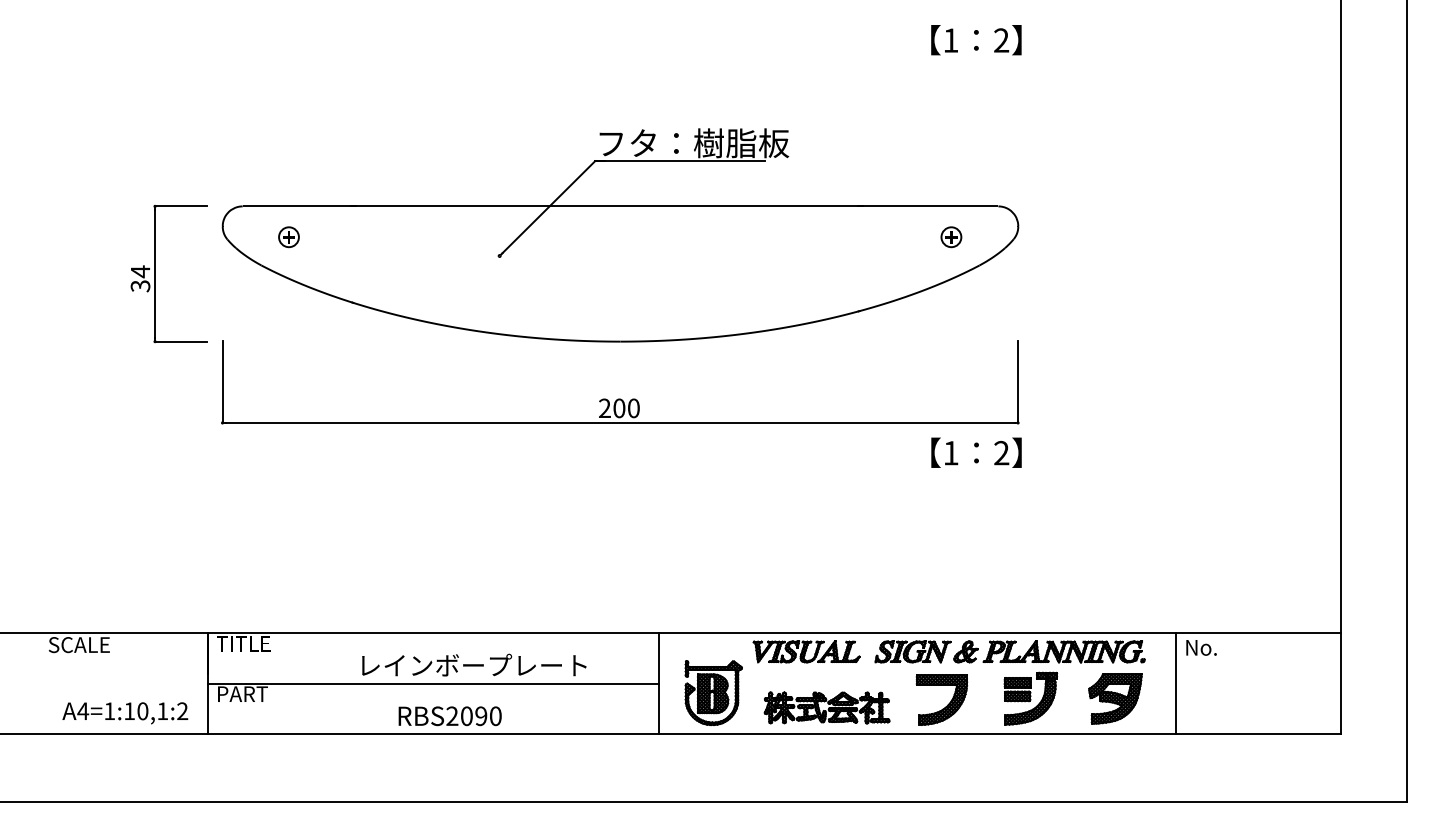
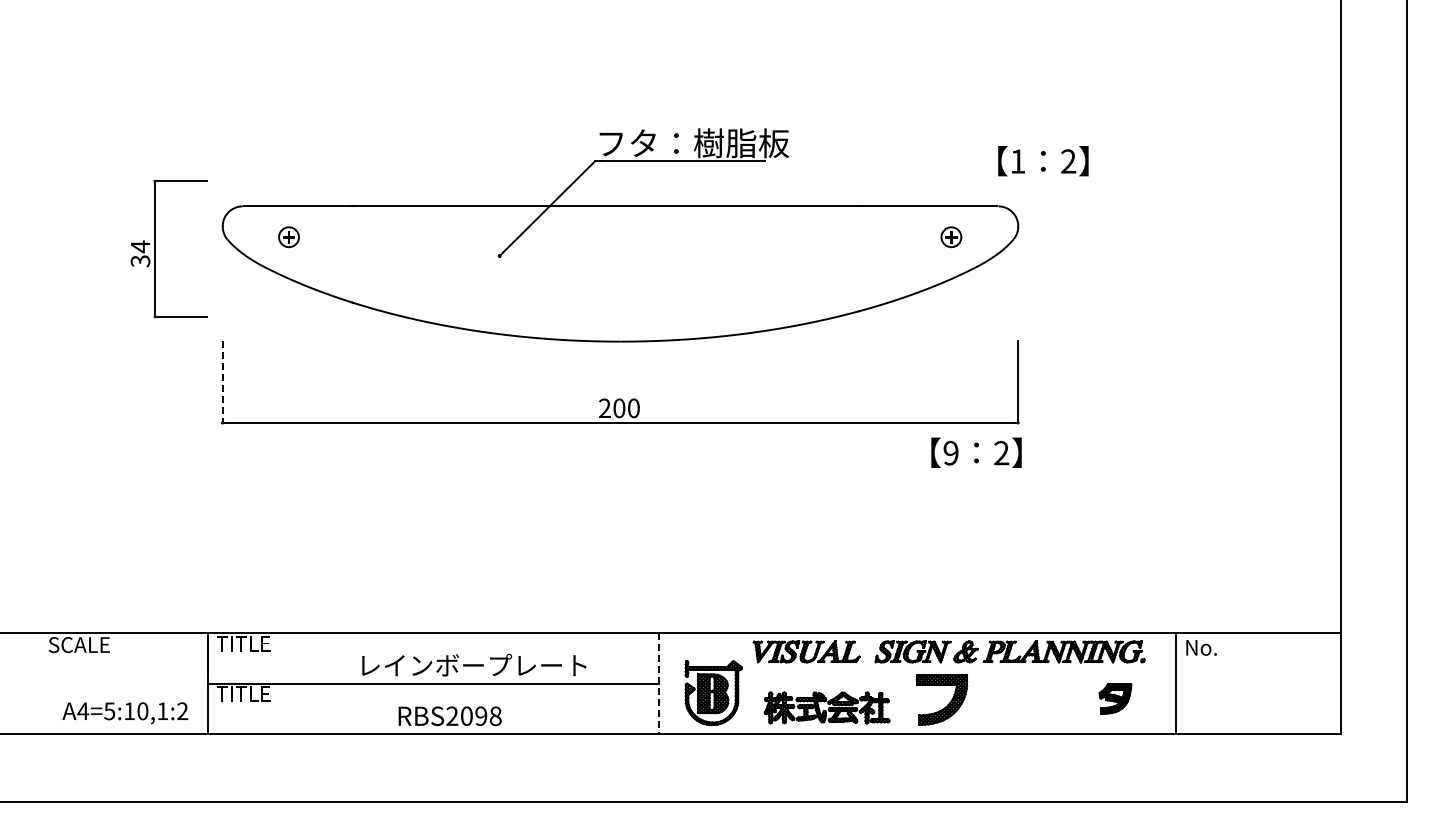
text position: (976, 40) -> (1043, 161) (1043, 161)
part position: (155, 274) -> (155, 249) (155, 249)
line: solid -> dashed (222, 382)
text: 1 -> 9 (950, 452)
line: solid -> dashed (658, 684)
text: PART -> TITLE (243, 693)
part: present -> none (1030, 698)
part size: 55x52 px -> 35x32 px (1115, 698)
text: A4=1:10,1:2 -> A4=5:10,1:2 (109, 711)
text: RBS2090 -> RBS2098 (495, 716)
